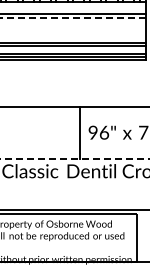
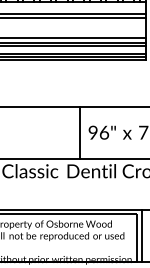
line: dashed -> solid (73, 18)
line: none -> present (74, 38)
line: dashed -> solid (74, 158)
line: none -> present (141, 235)
